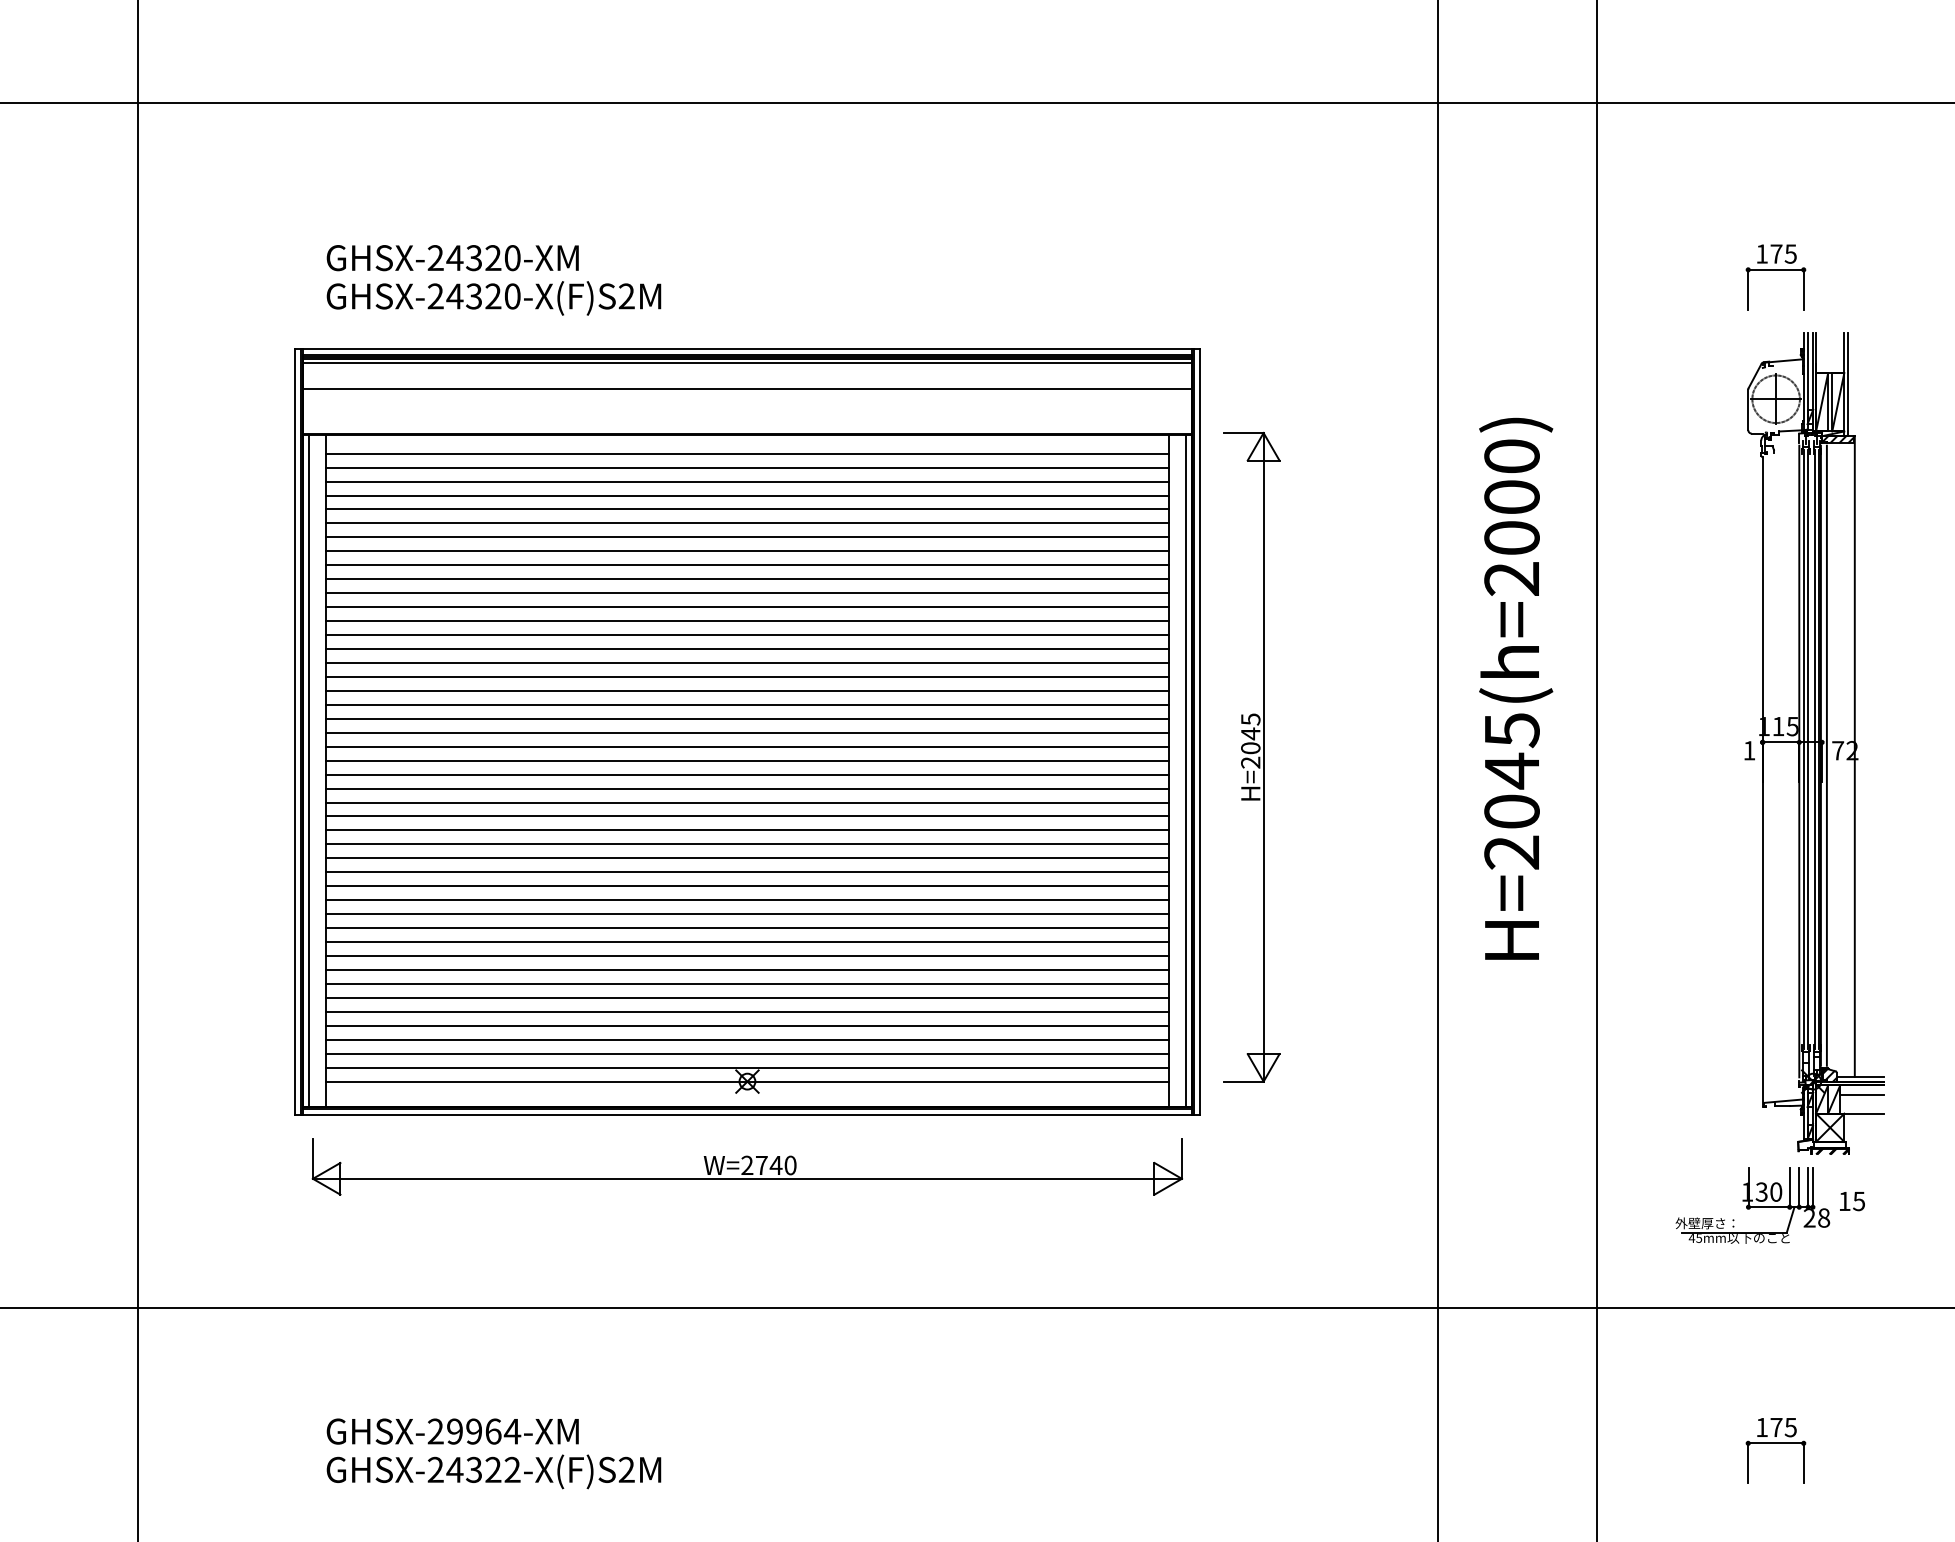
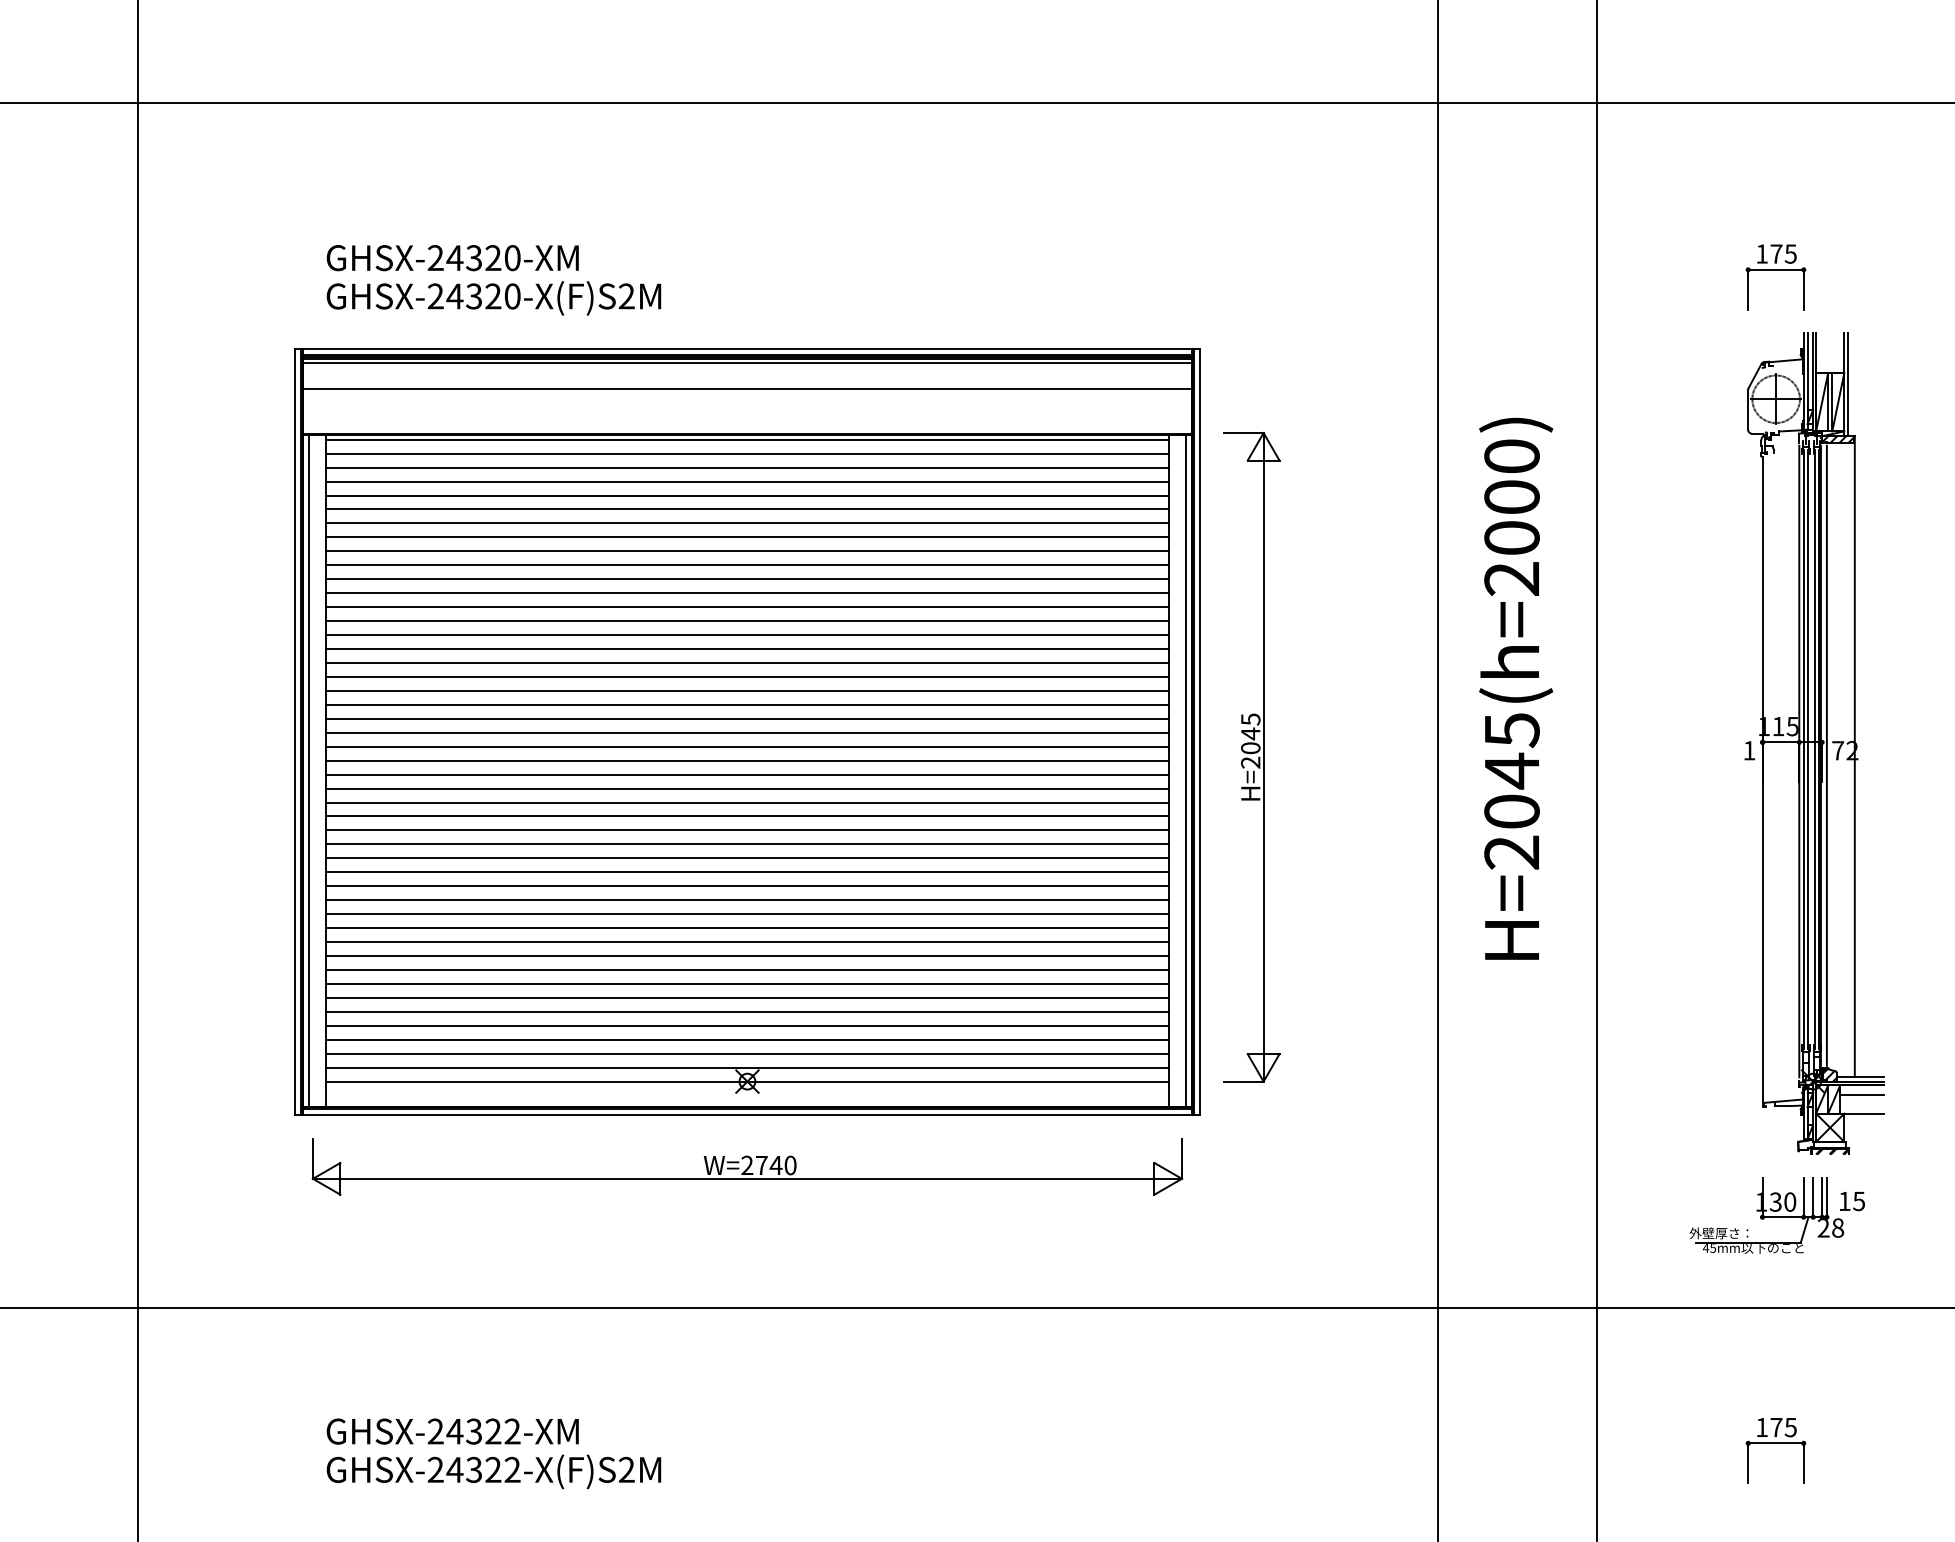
line: none -> present (747, 439)
part position: (1752, 1205) -> (1766, 1215) (1766, 1215)
text: GHSX-29964-XM -> GHSX-24322-XM (483, 1431)
